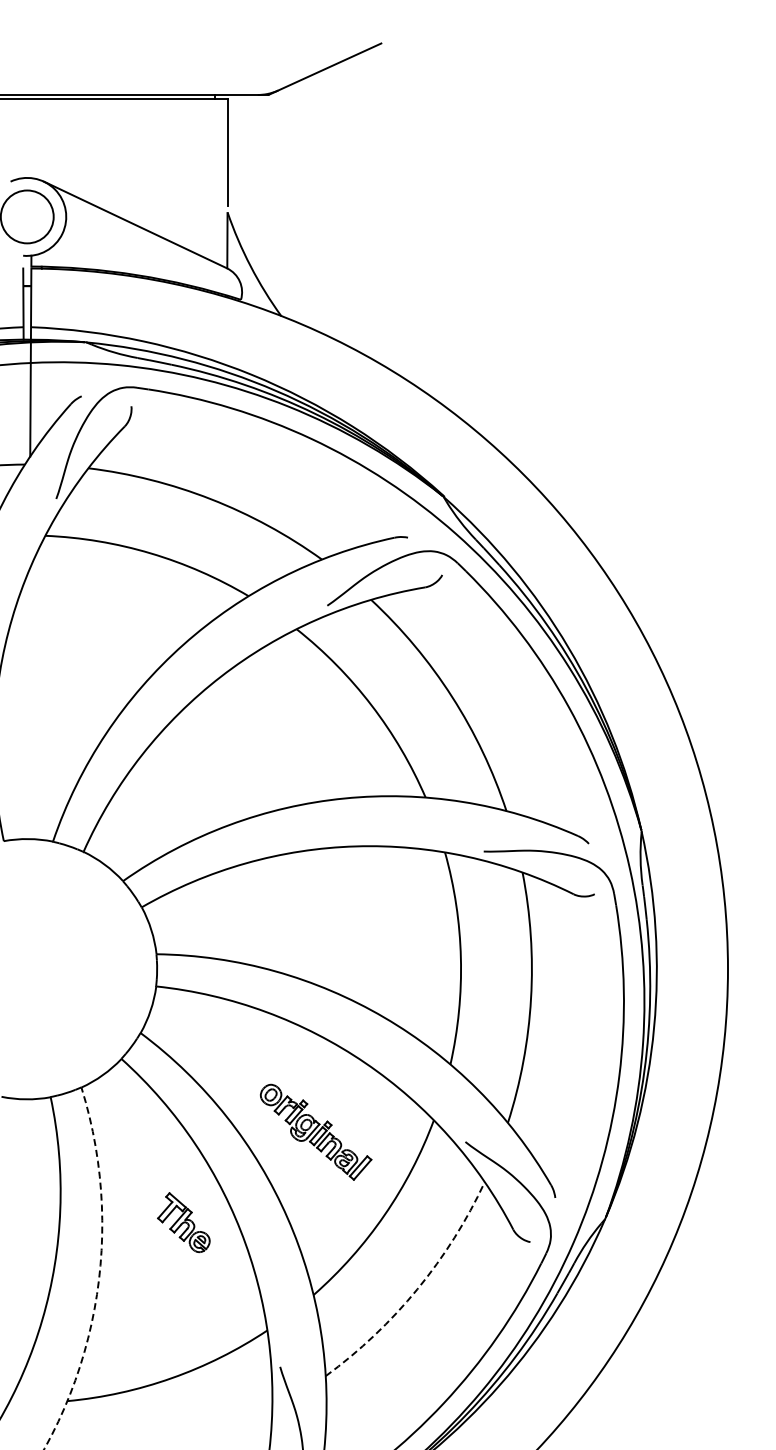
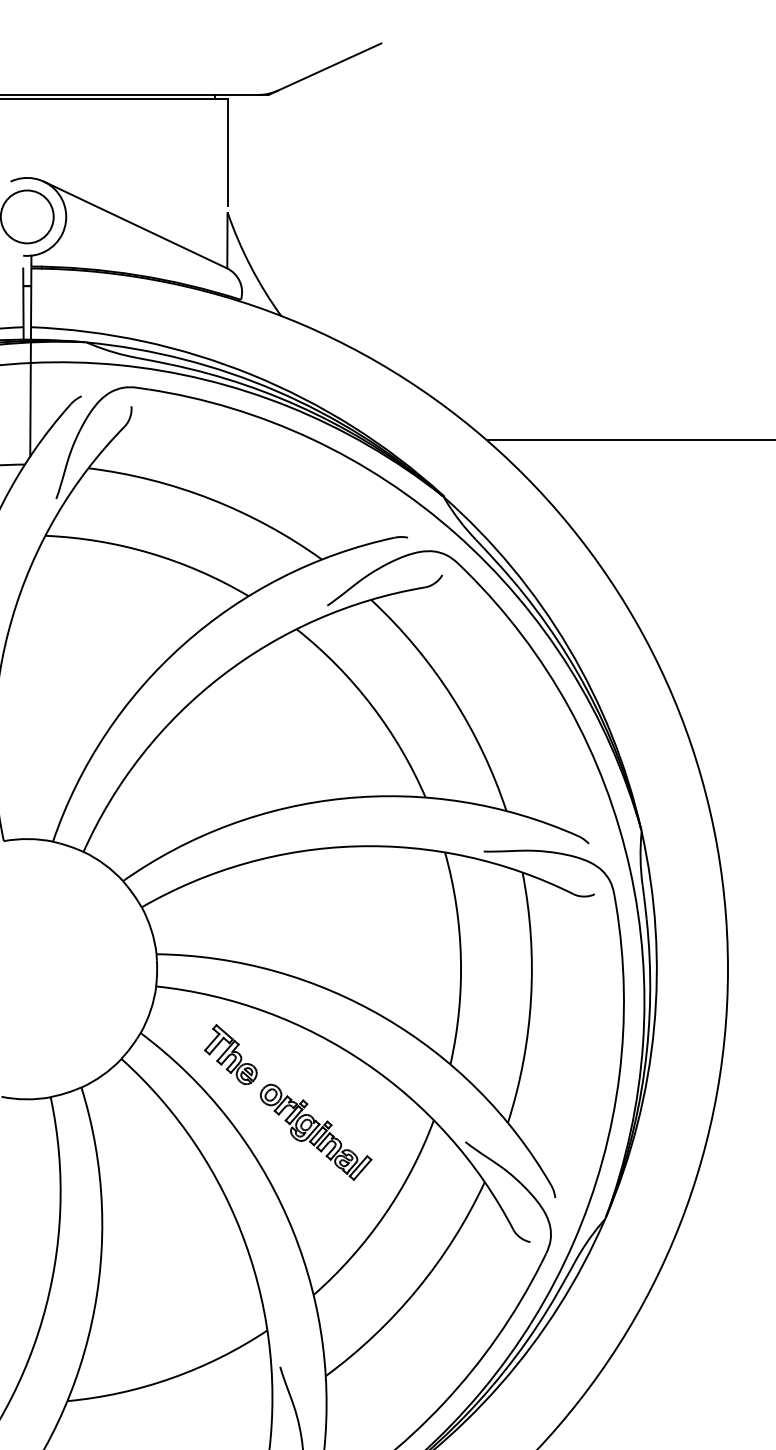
line: none -> present (629, 440)
part position: (183, 1222) -> (230, 1054) (230, 1054)
arc: dashed -> solid (99, 1271)
arc: dashed -> solid (417, 1289)
